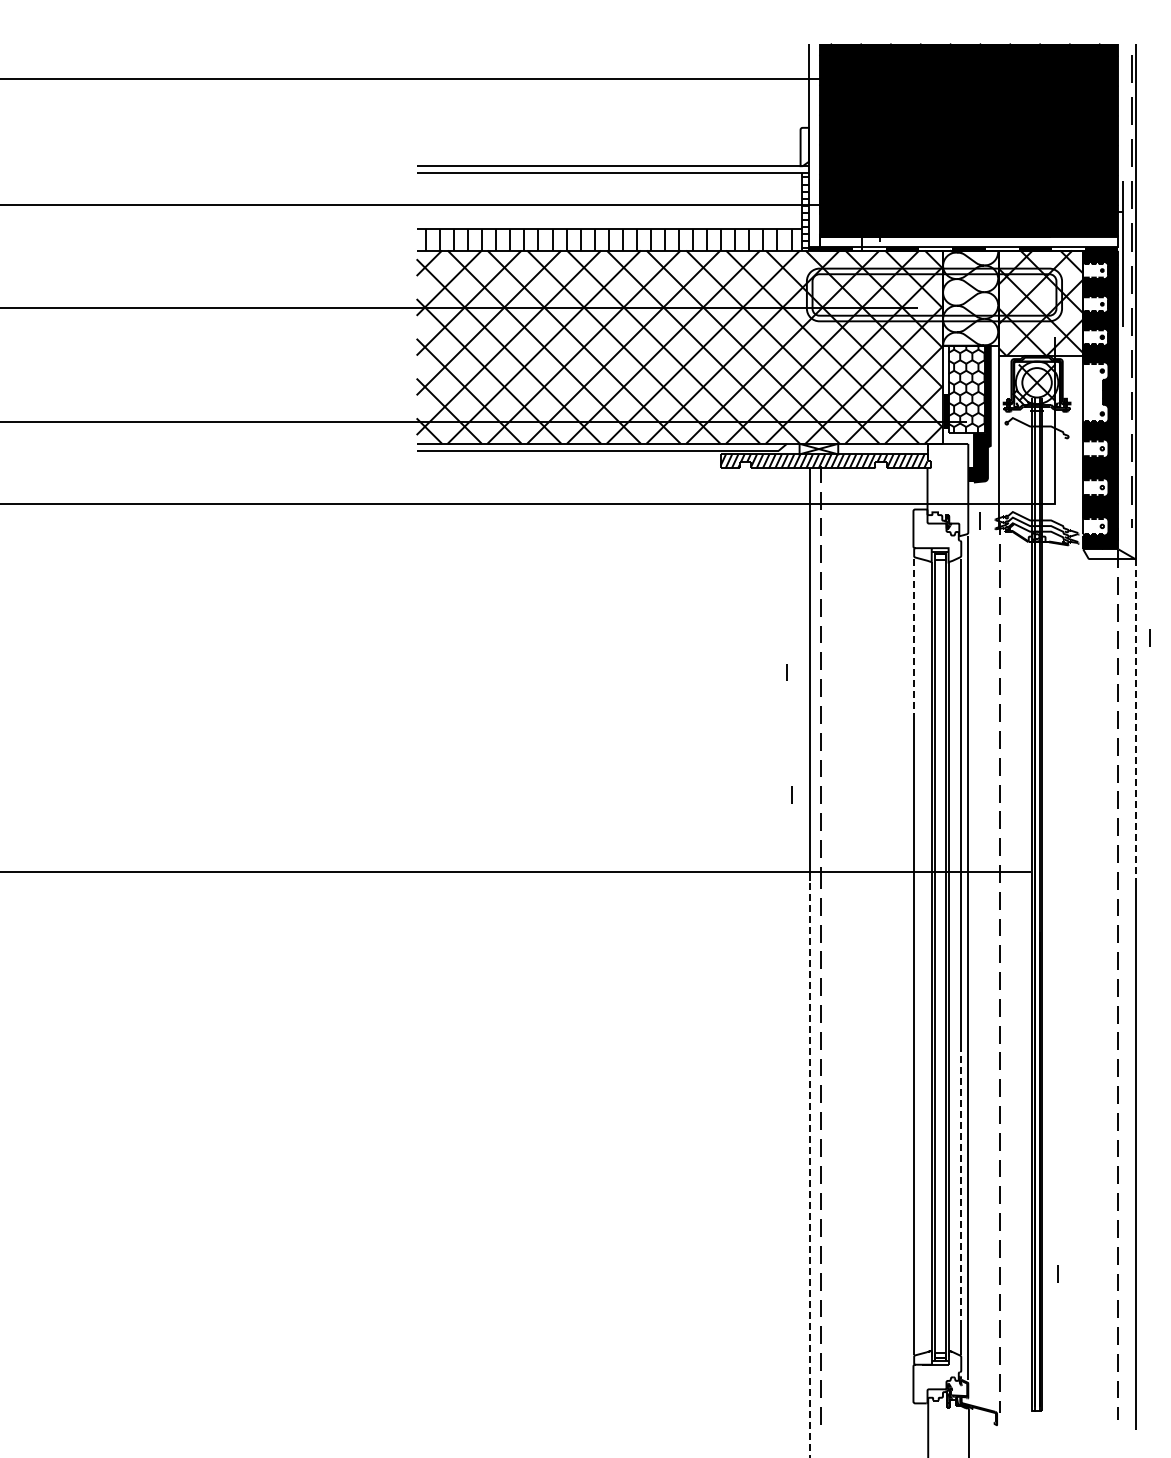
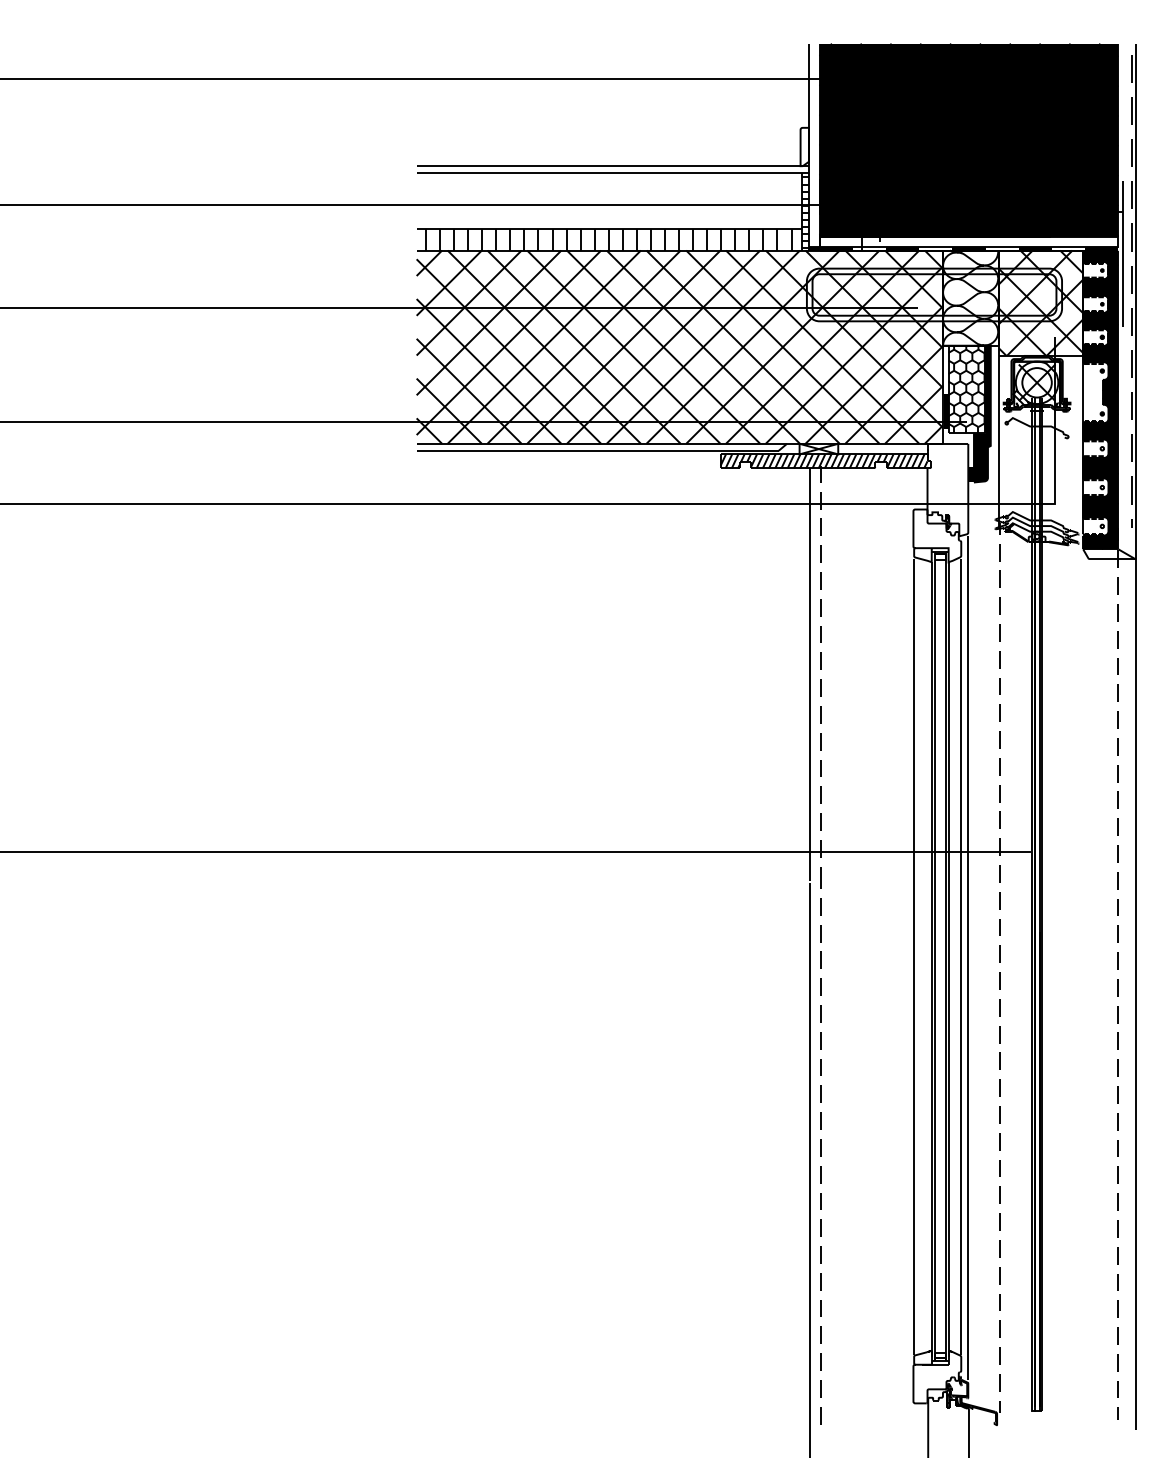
line: present -> none (979, 520)
line: dashed -> solid (914, 637)
line: present -> none (1149, 637)
line: present -> none (786, 672)
line: dashed -> solid (1135, 721)
line: present -> none (791, 794)
line position: (516, 872) -> (516, 852) (516, 852)
line: dashed -> solid (810, 1170)
line: dashed -> solid (961, 1186)
line: present -> none (1057, 1273)
